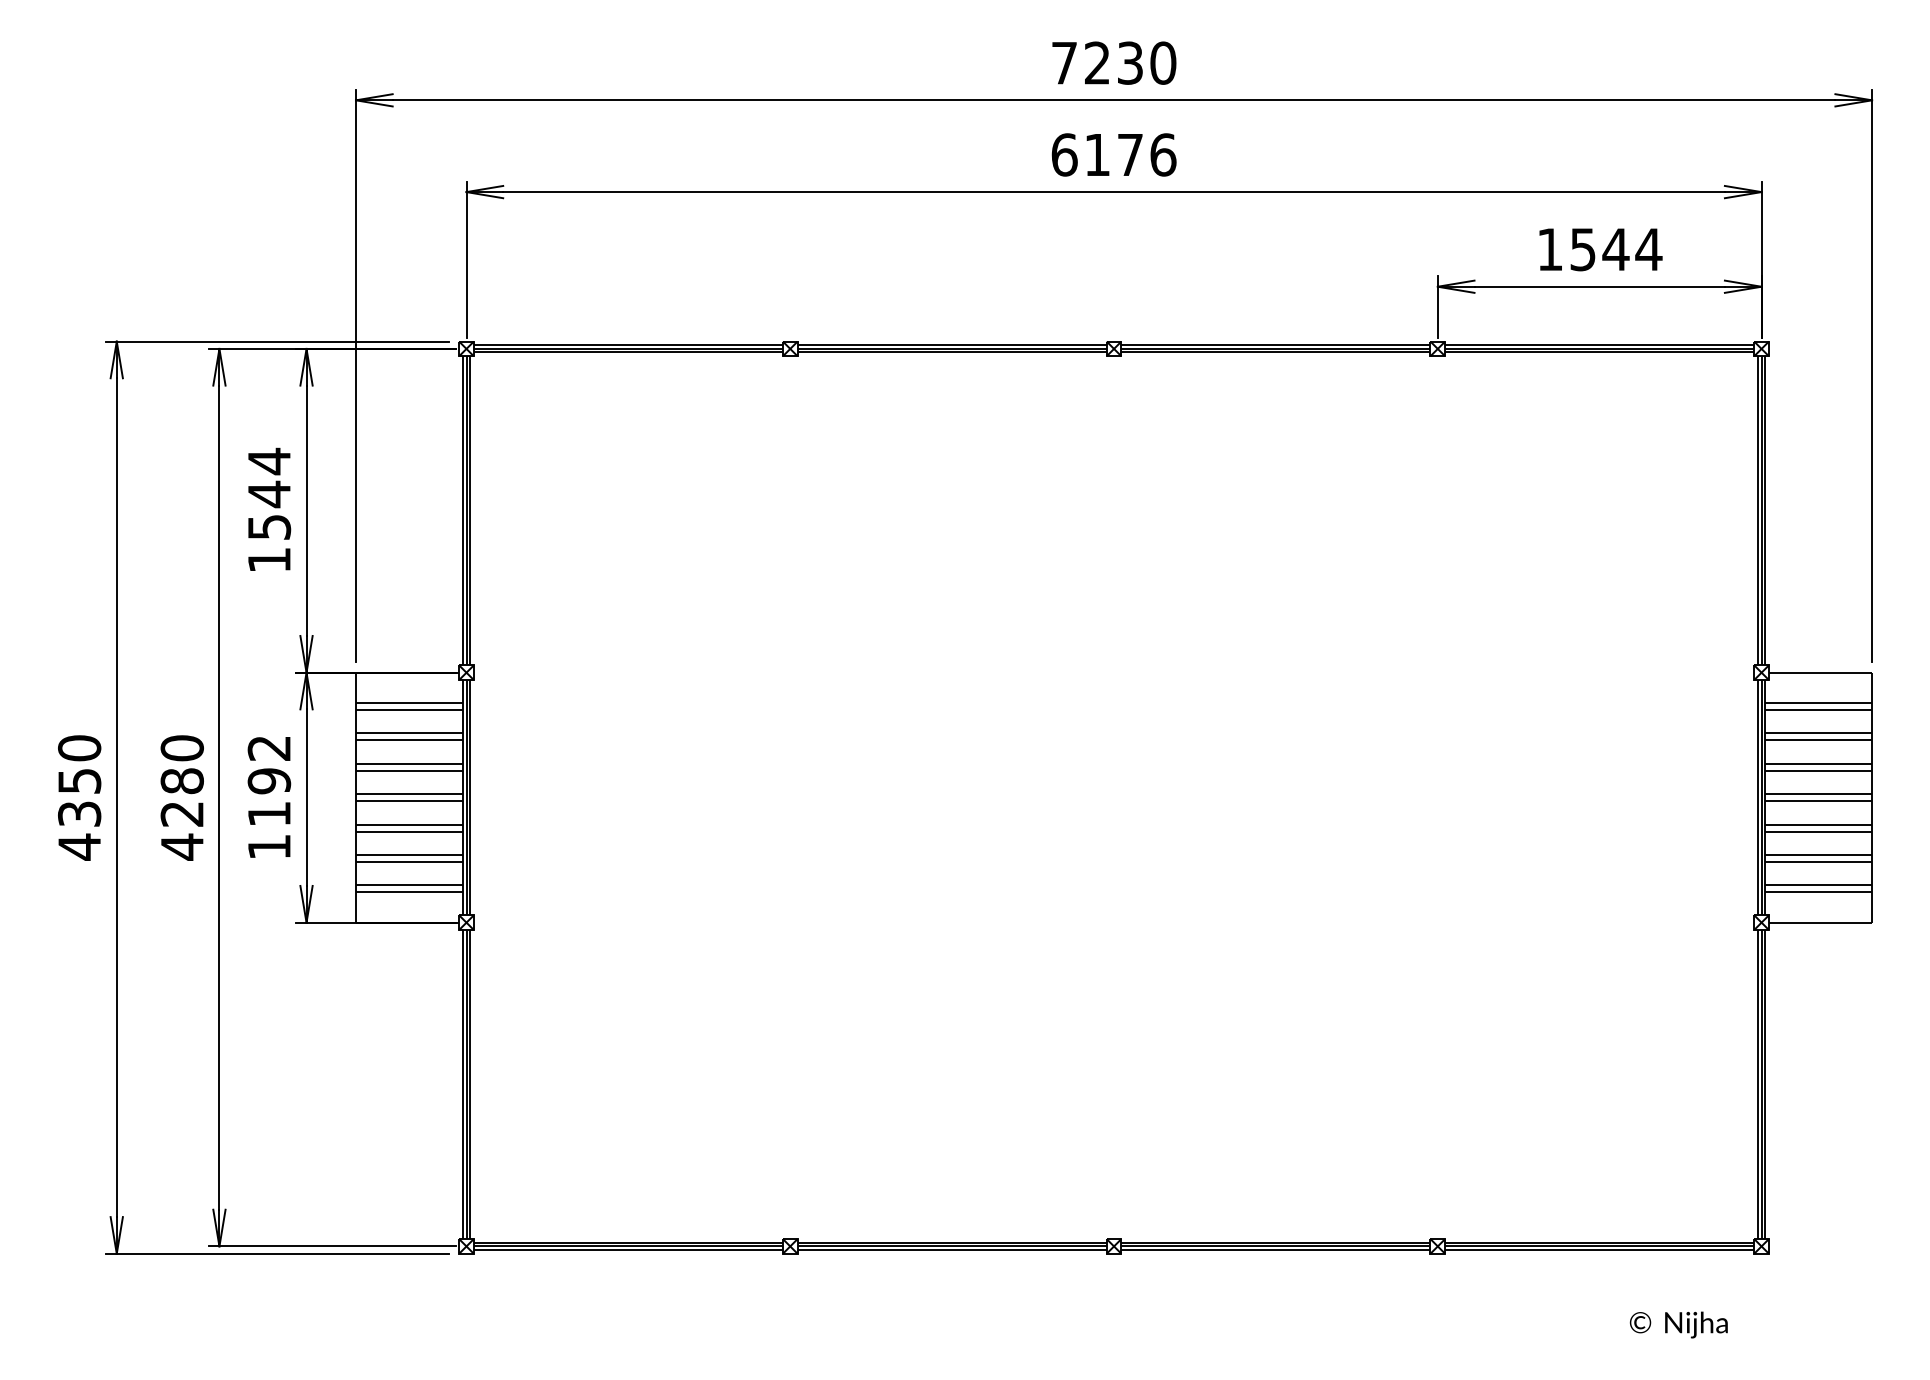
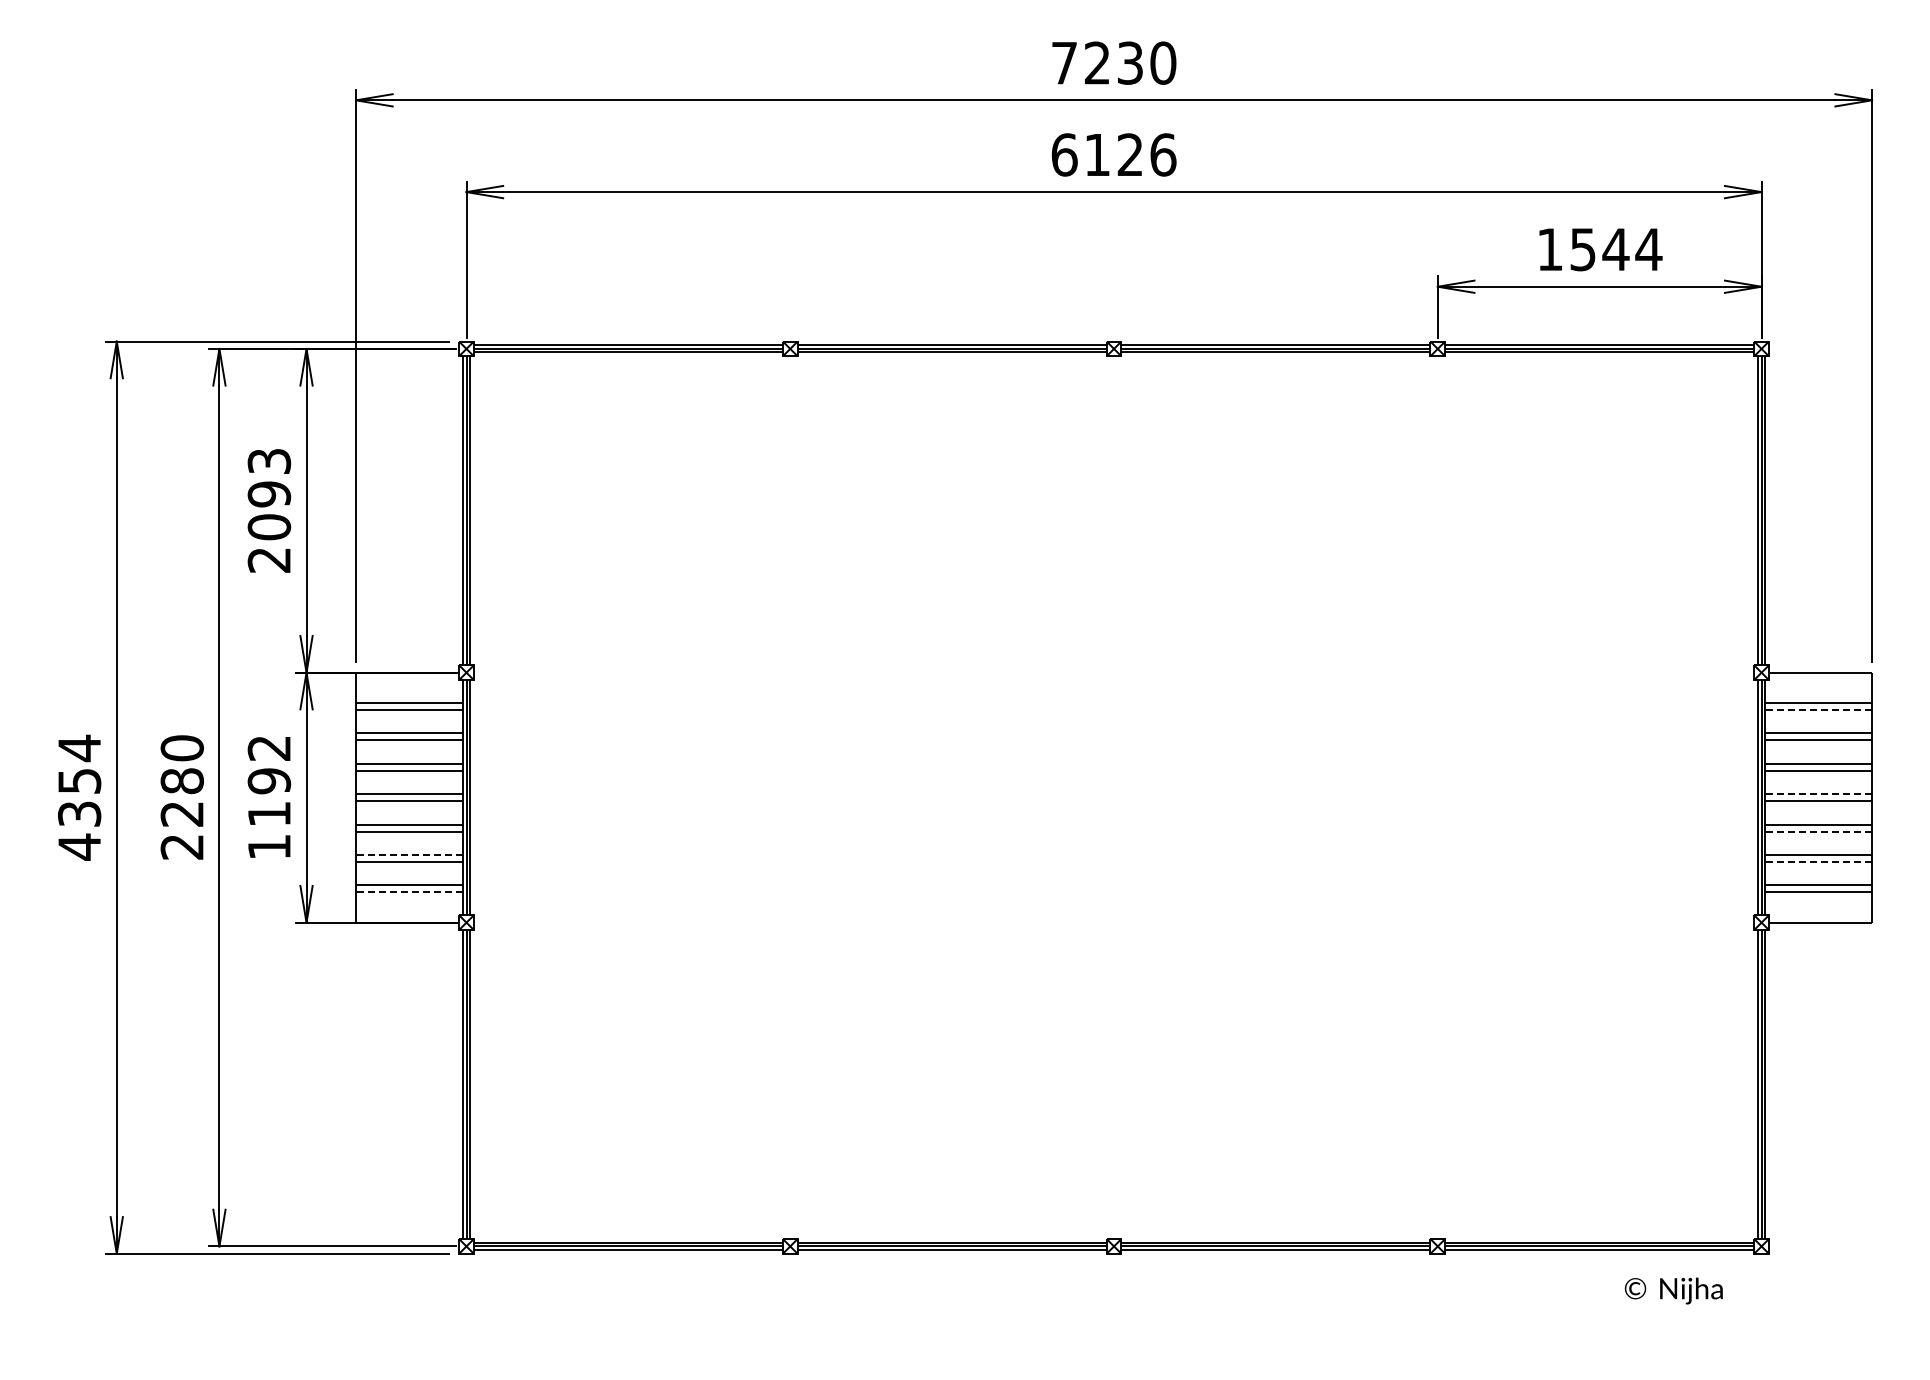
text: 6176 -> 6126 (1129, 154)
text: 1544 -> 2093 (269, 509)
line: solid -> dashed (1818, 710)
text: 4350 -> 4354 (79, 748)
line: solid -> dashed (1818, 794)
line: solid -> dashed (1818, 831)
text: 4280 -> 2280 (181, 846)
line: solid -> dashed (408, 854)
line: solid -> dashed (1818, 862)
line: solid -> dashed (408, 892)
text position: (1678, 1324) -> (1673, 1290) (1673, 1290)
